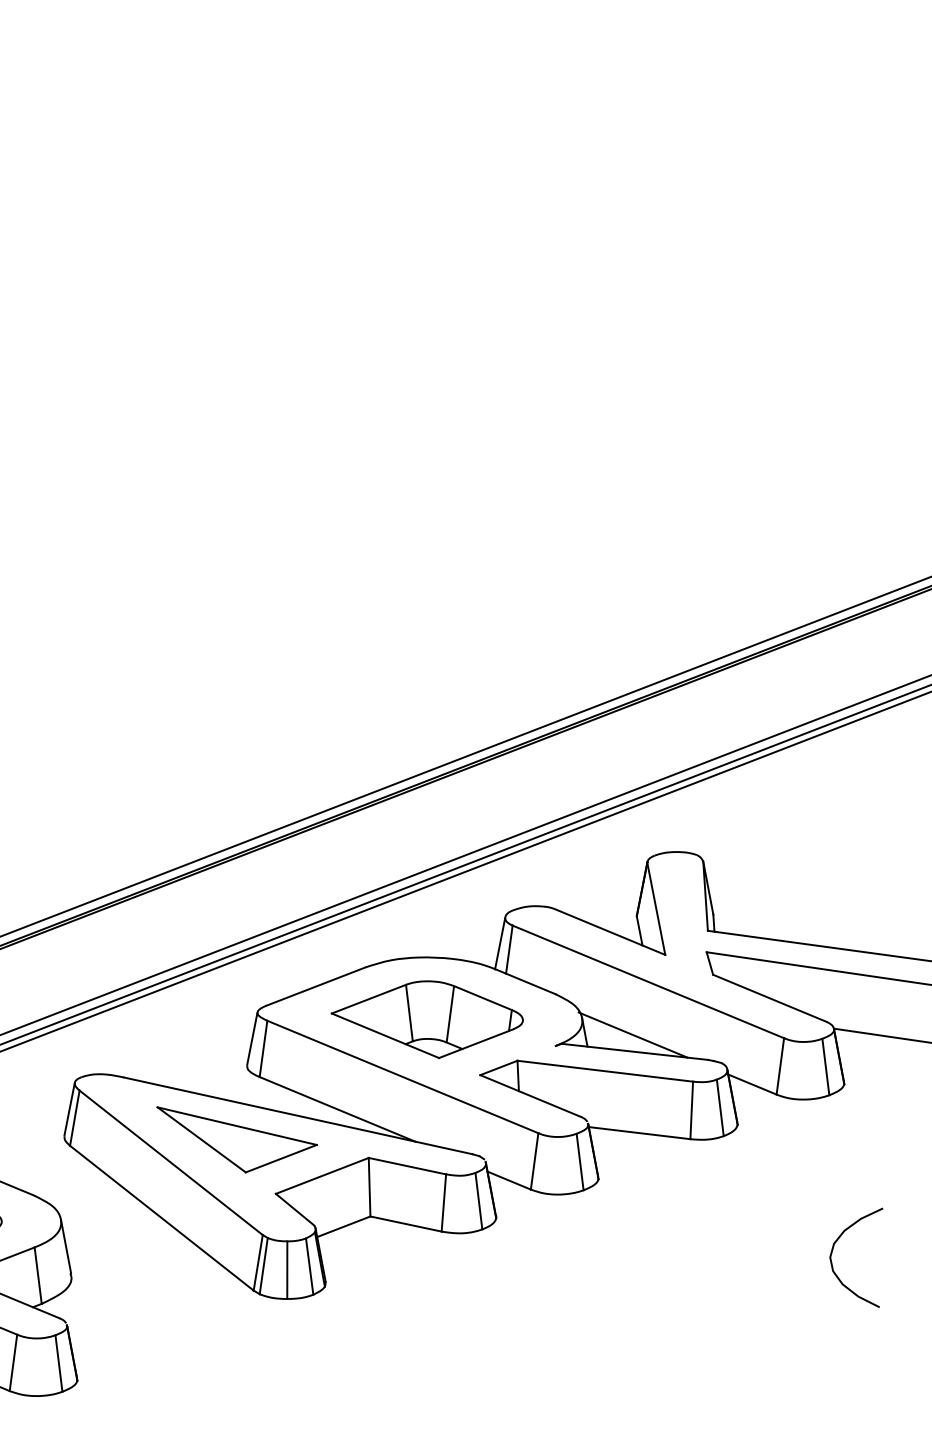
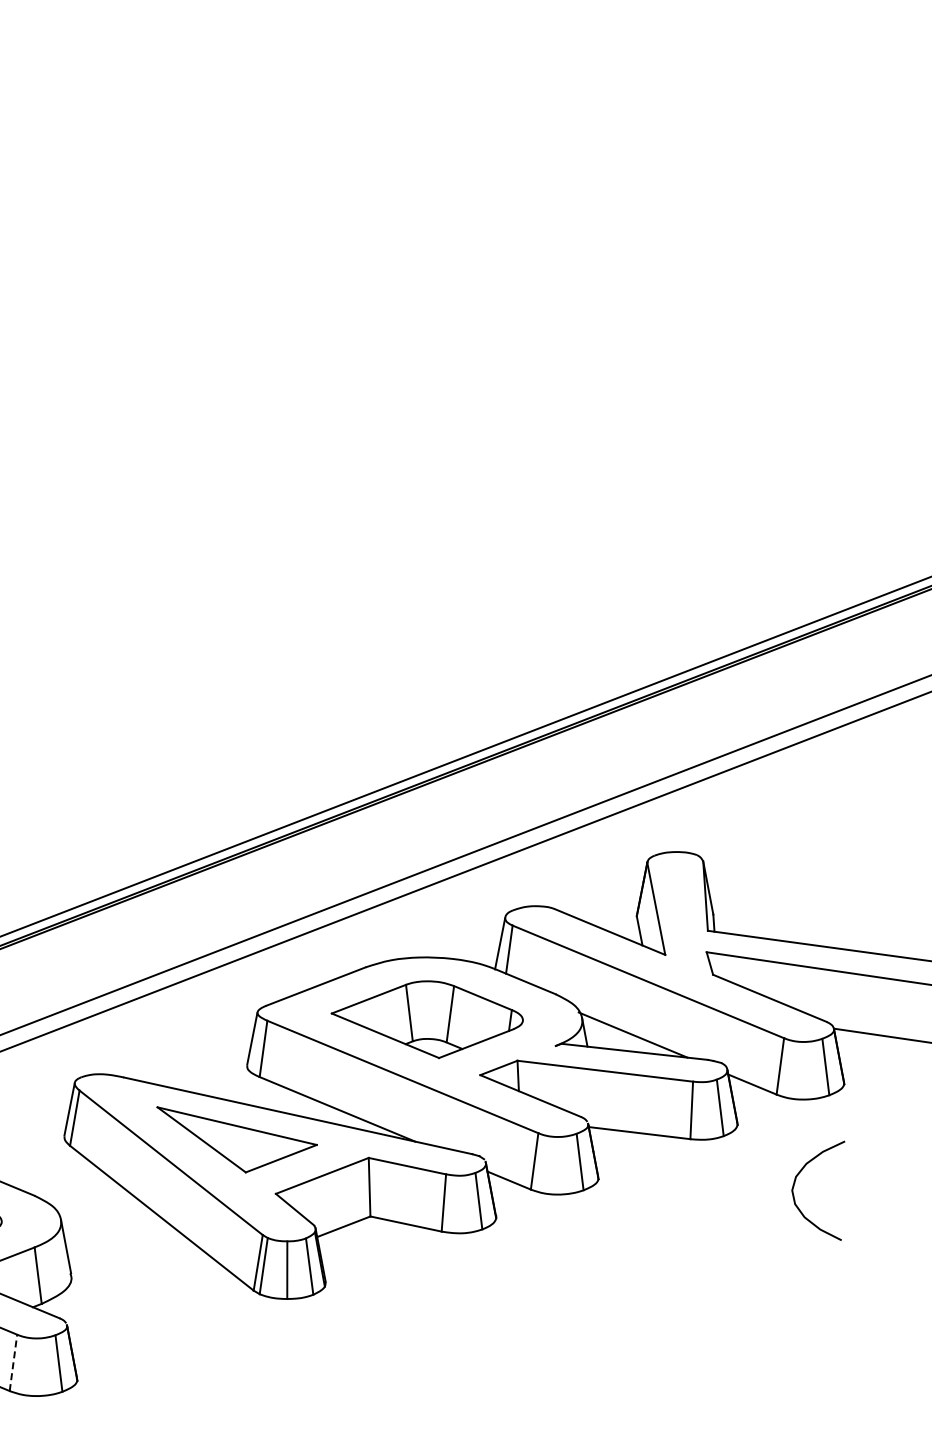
line: present -> none (465, 864)
curve position: (833, 1250) -> (795, 1183) (795, 1183)
line: solid -> dashed (13, 1362)
